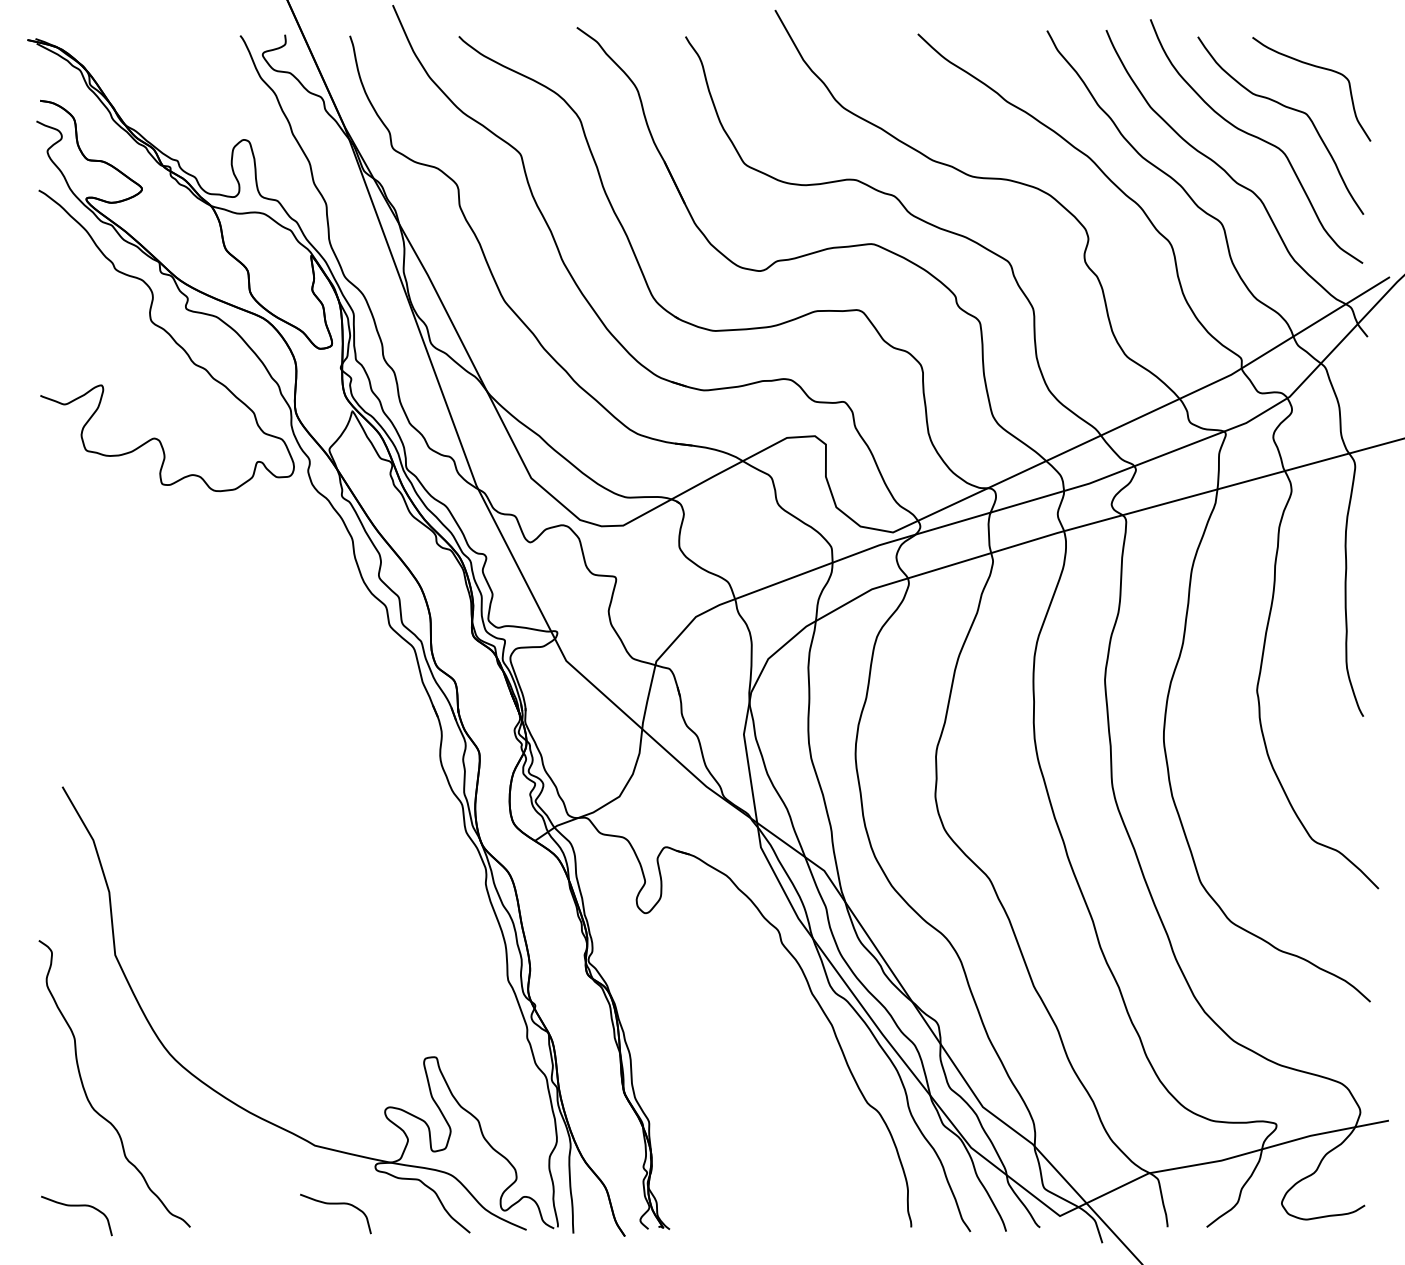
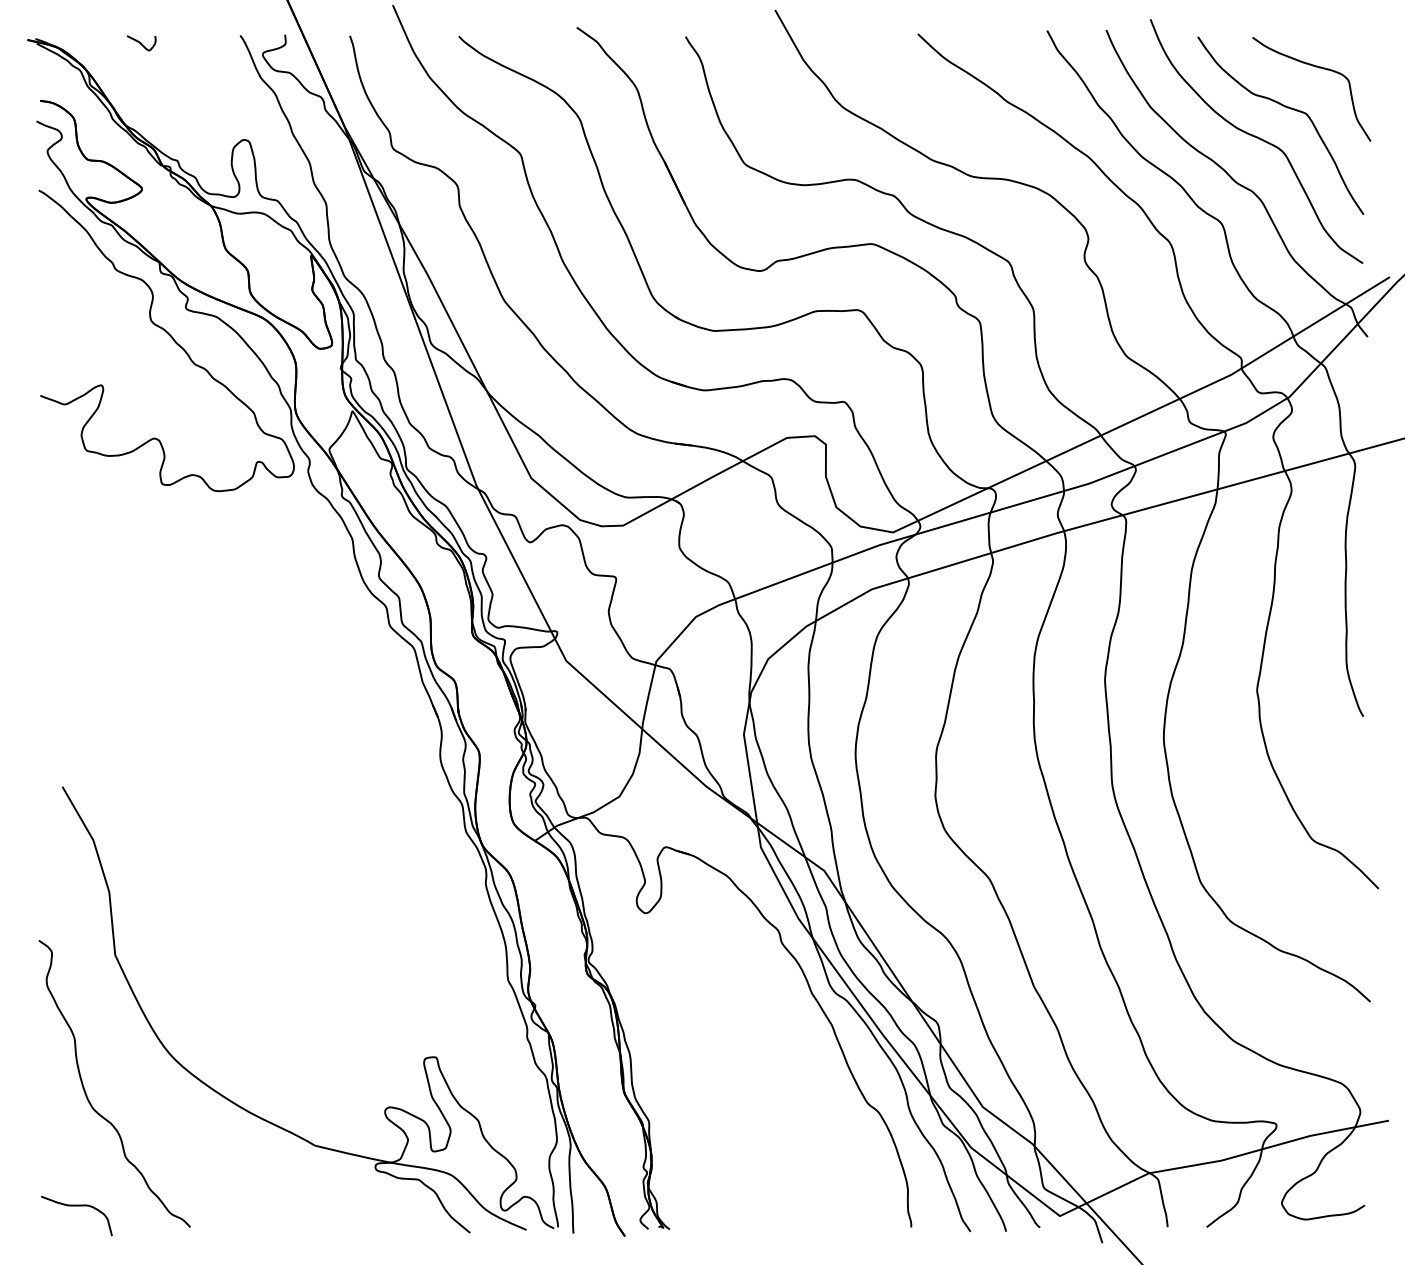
curve: none -> present (141, 43)
curve: present -> none (335, 1204)
